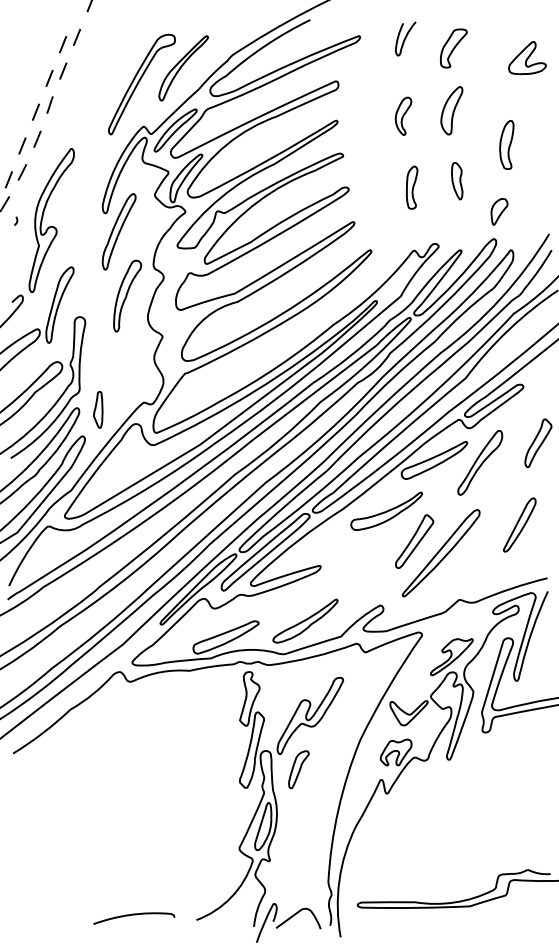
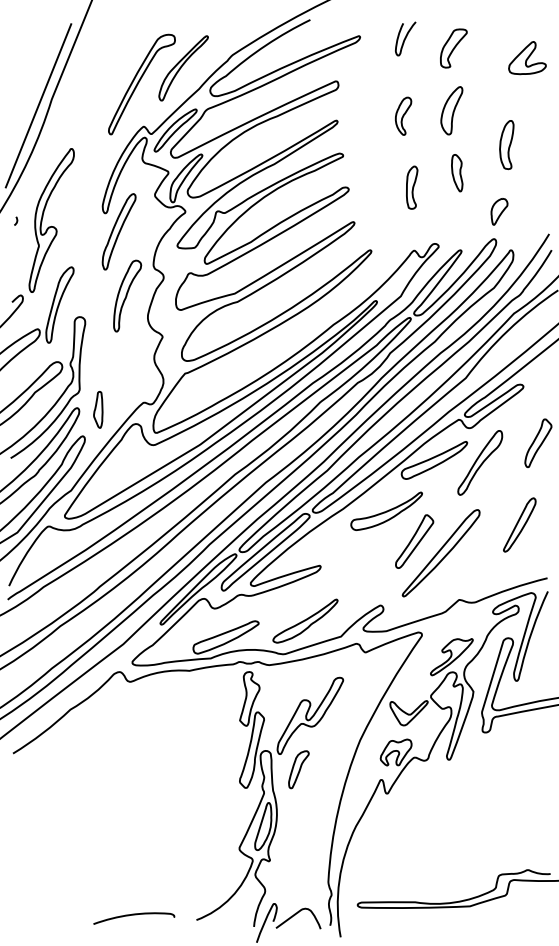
line: dashed -> solid (38, 105)
line: dashed -> solid (47, 112)
part position: (457, 181) -> (457, 173) (457, 173)
